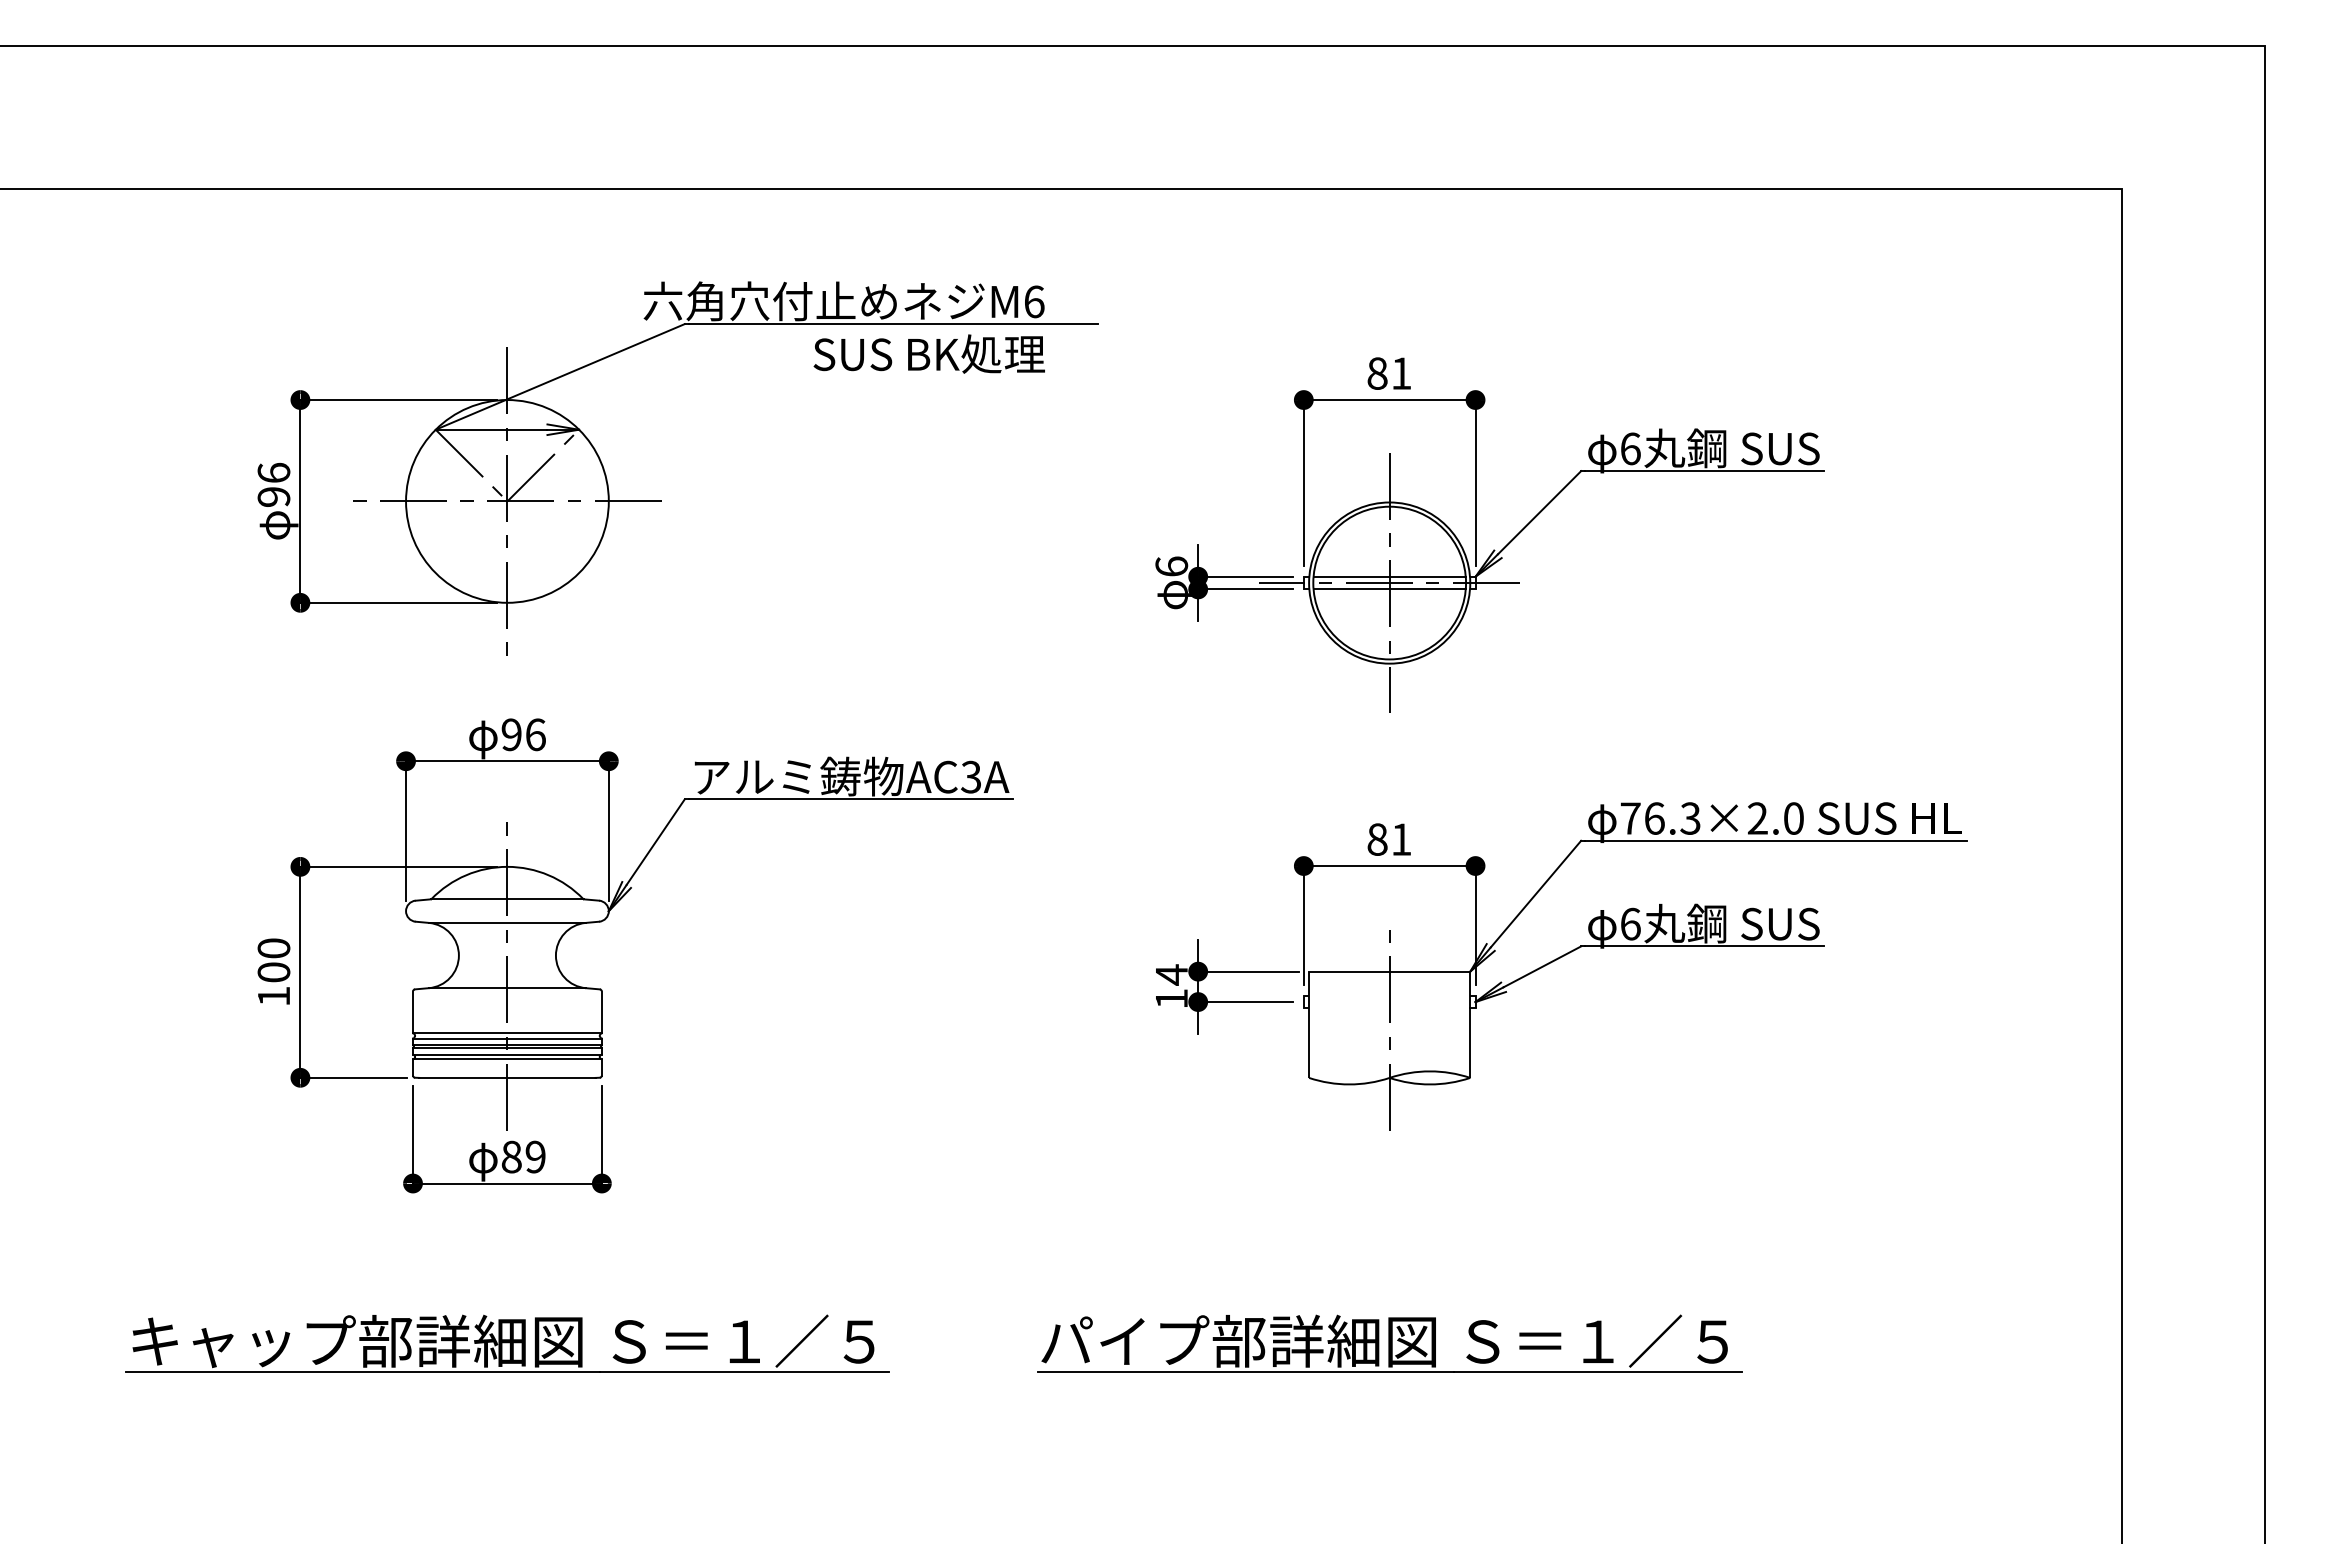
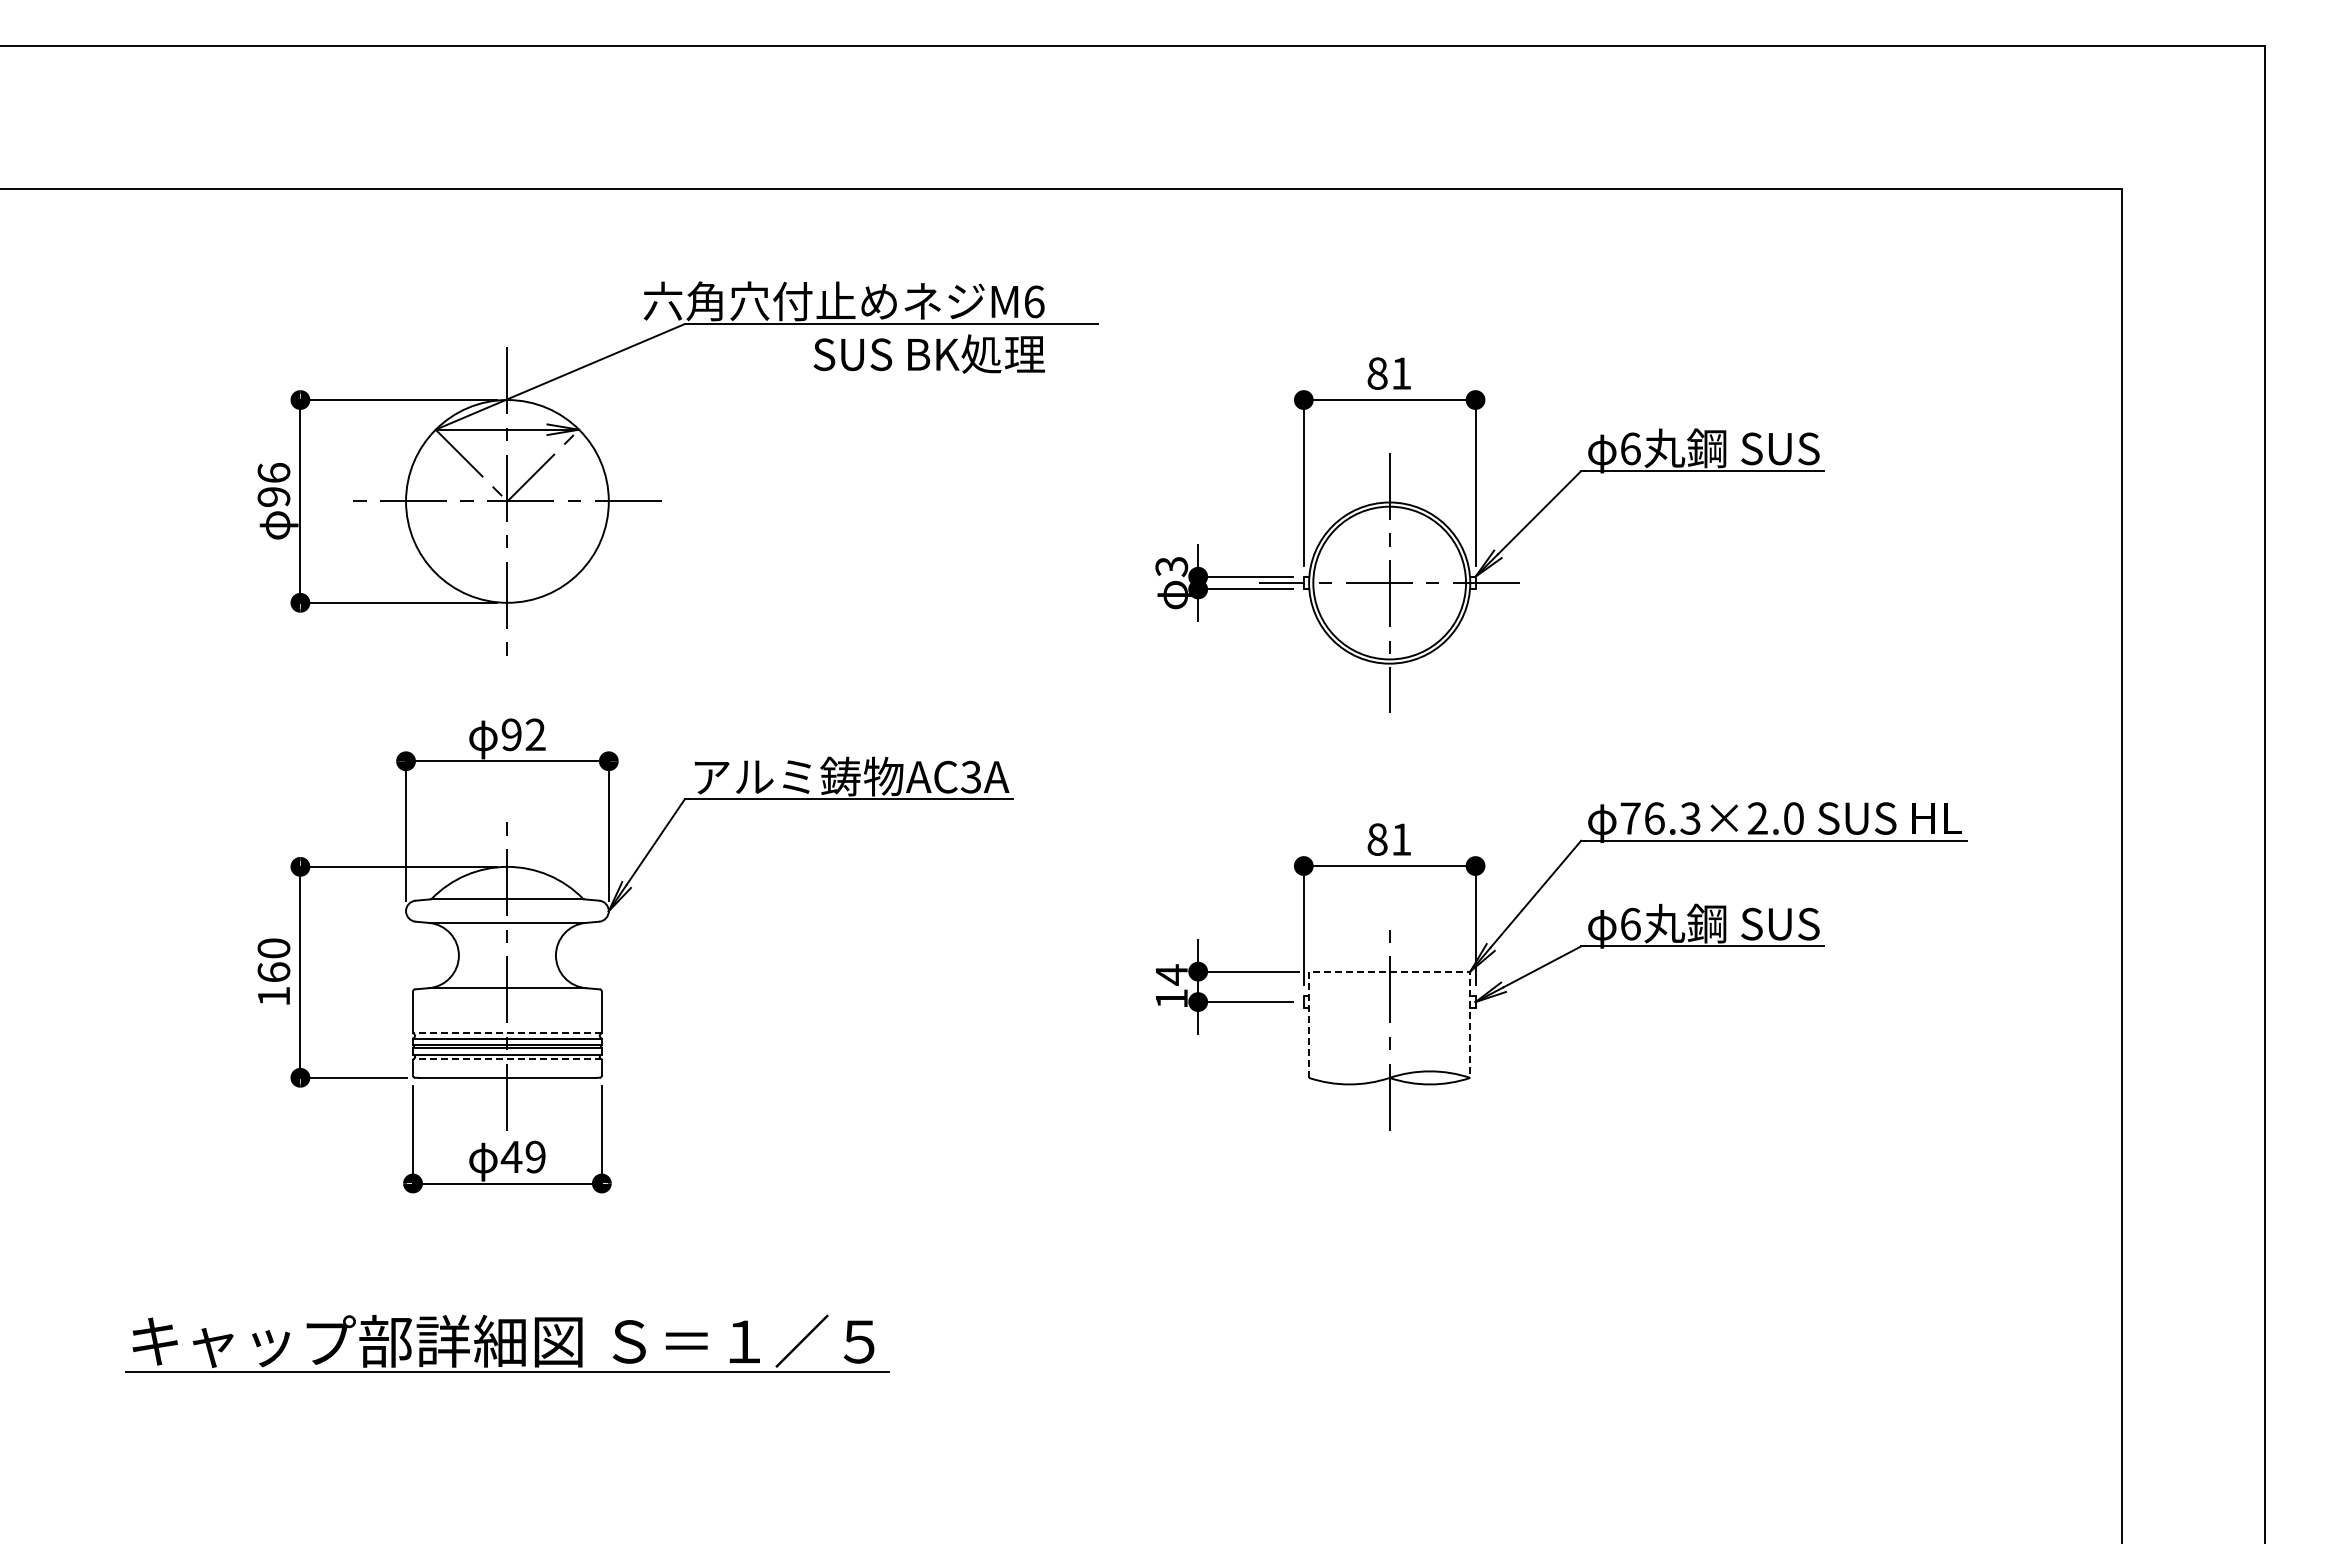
text: 6 -> 3 (1171, 566)
line: present -> none (1389, 576)
line: present -> none (1389, 589)
text: 96 -> 92 (535, 734)
line: solid -> dashed (1389, 971)
text: 100 -> 160 (273, 972)
line: solid -> dashed (506, 1032)
line: solid -> dashed (506, 1059)
text: 89 -> 49 (511, 1156)
part: present -> none (1389, 1343)
